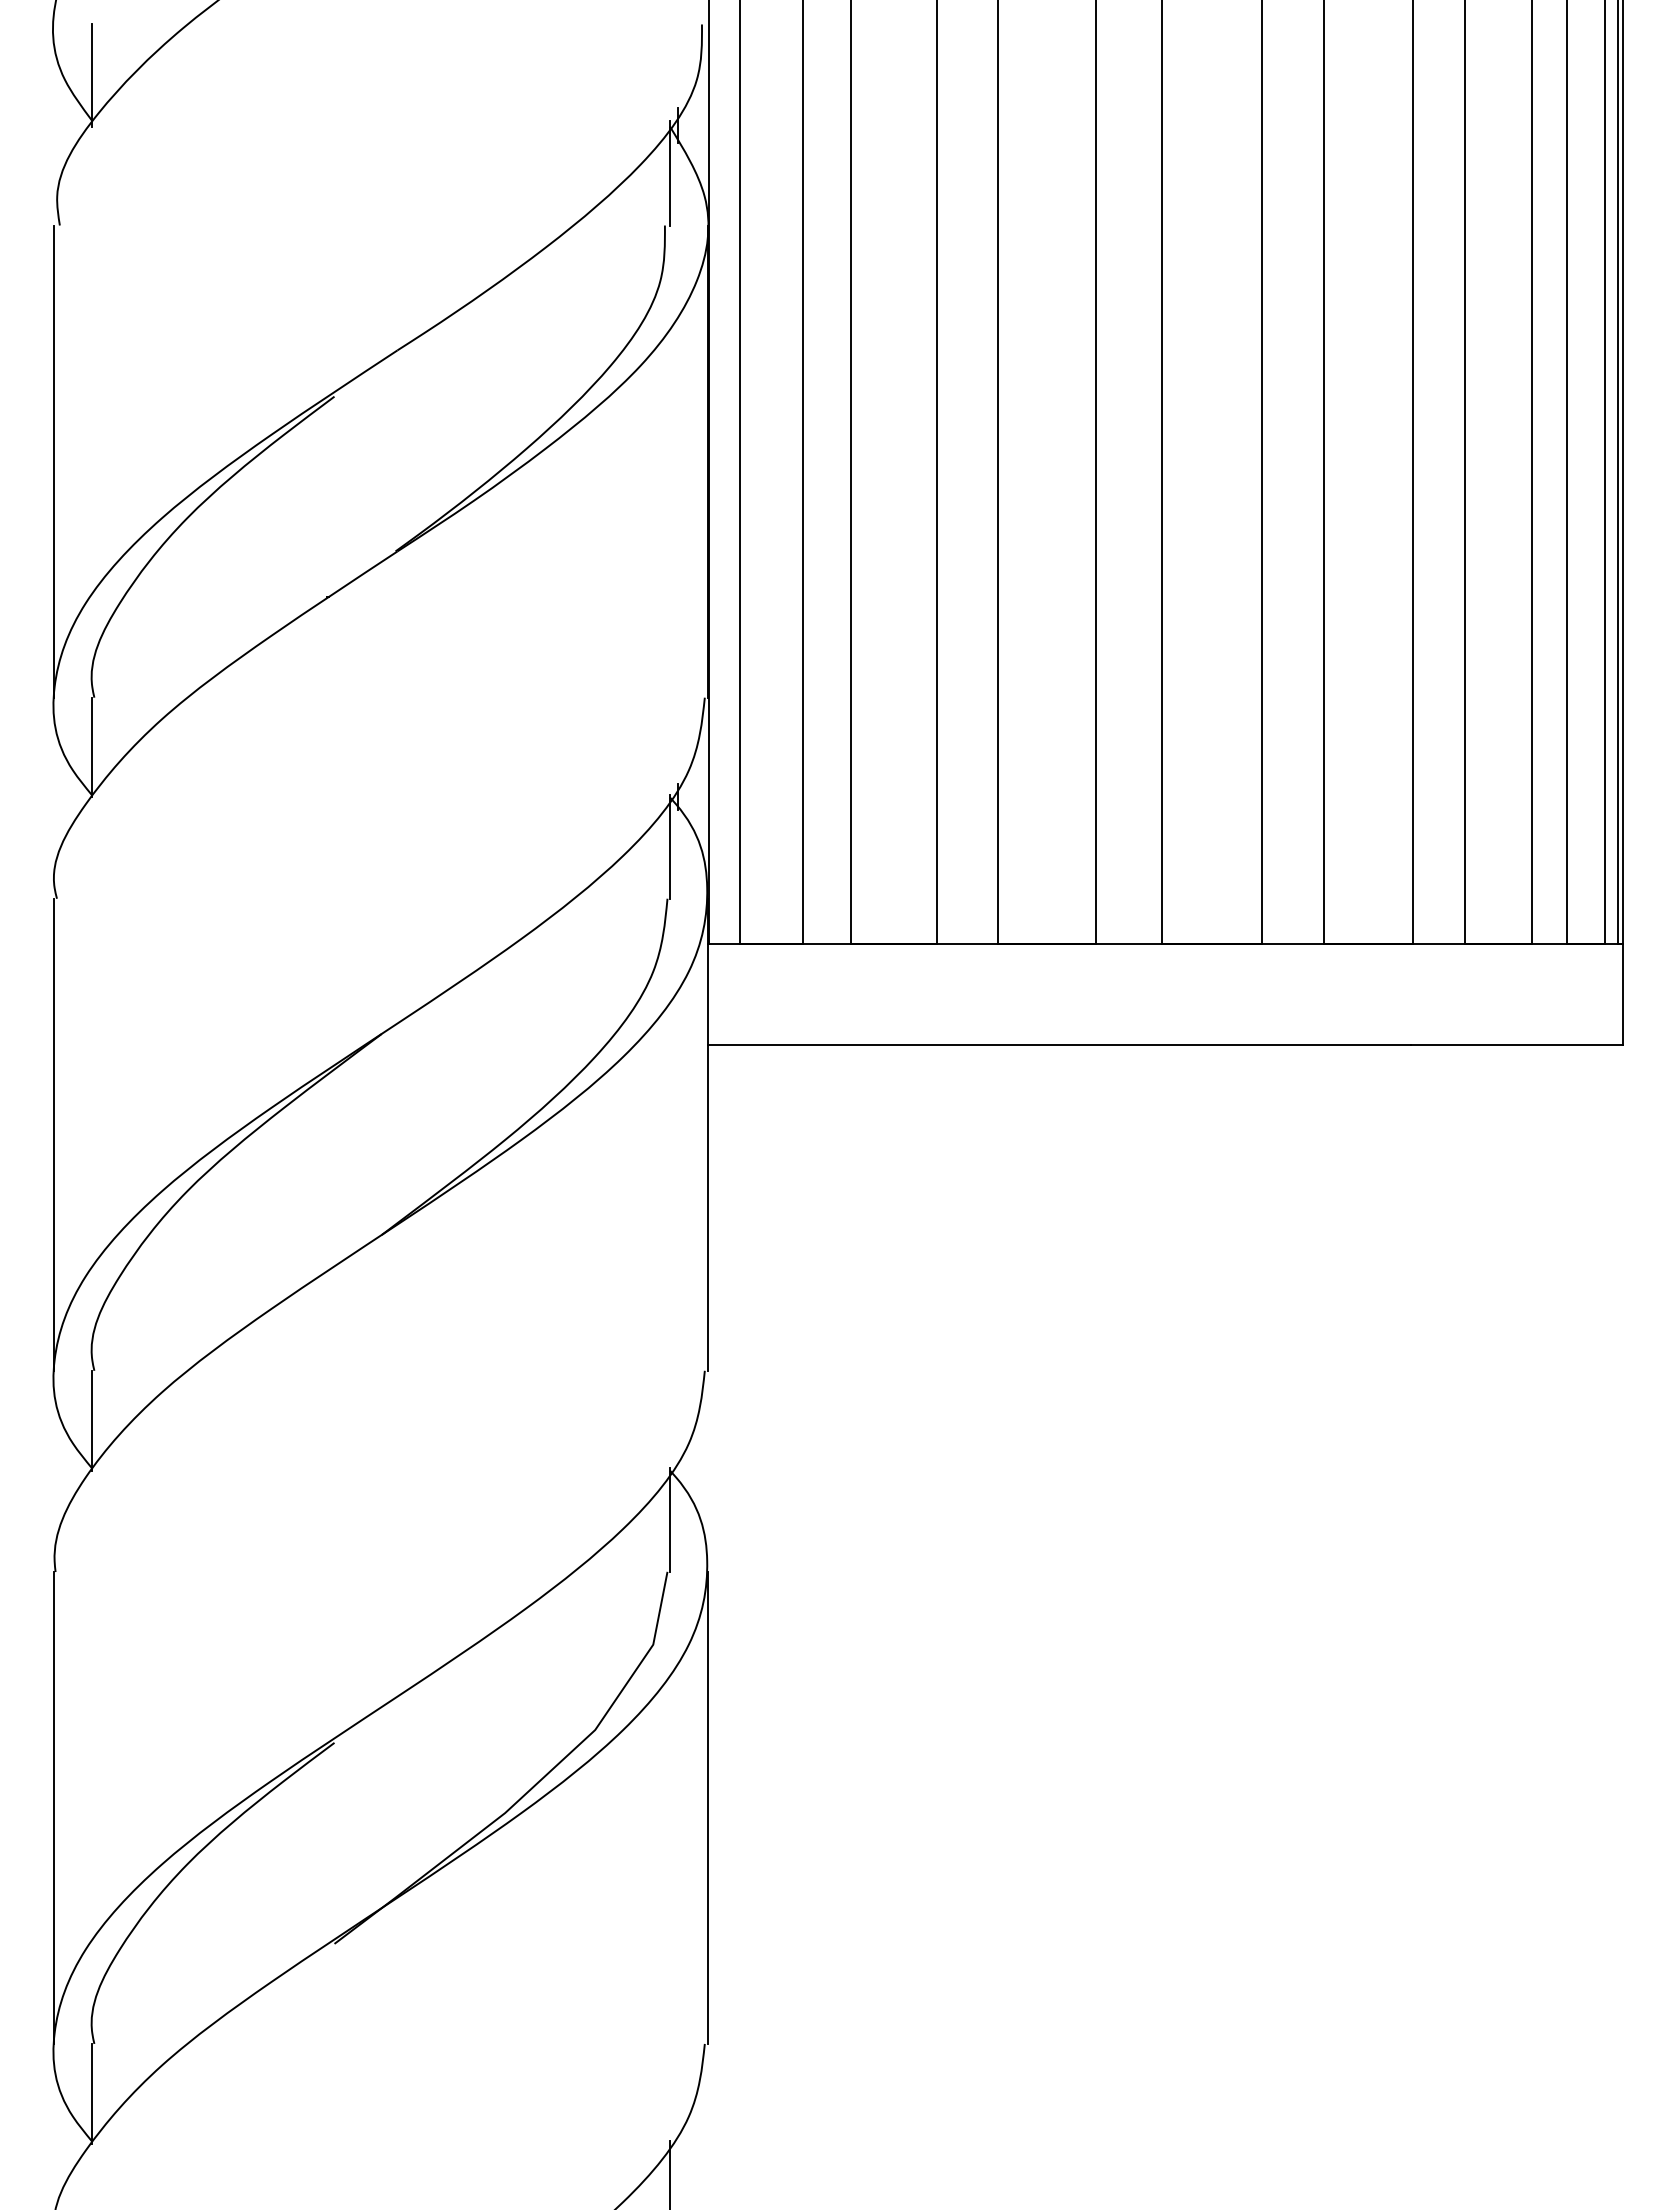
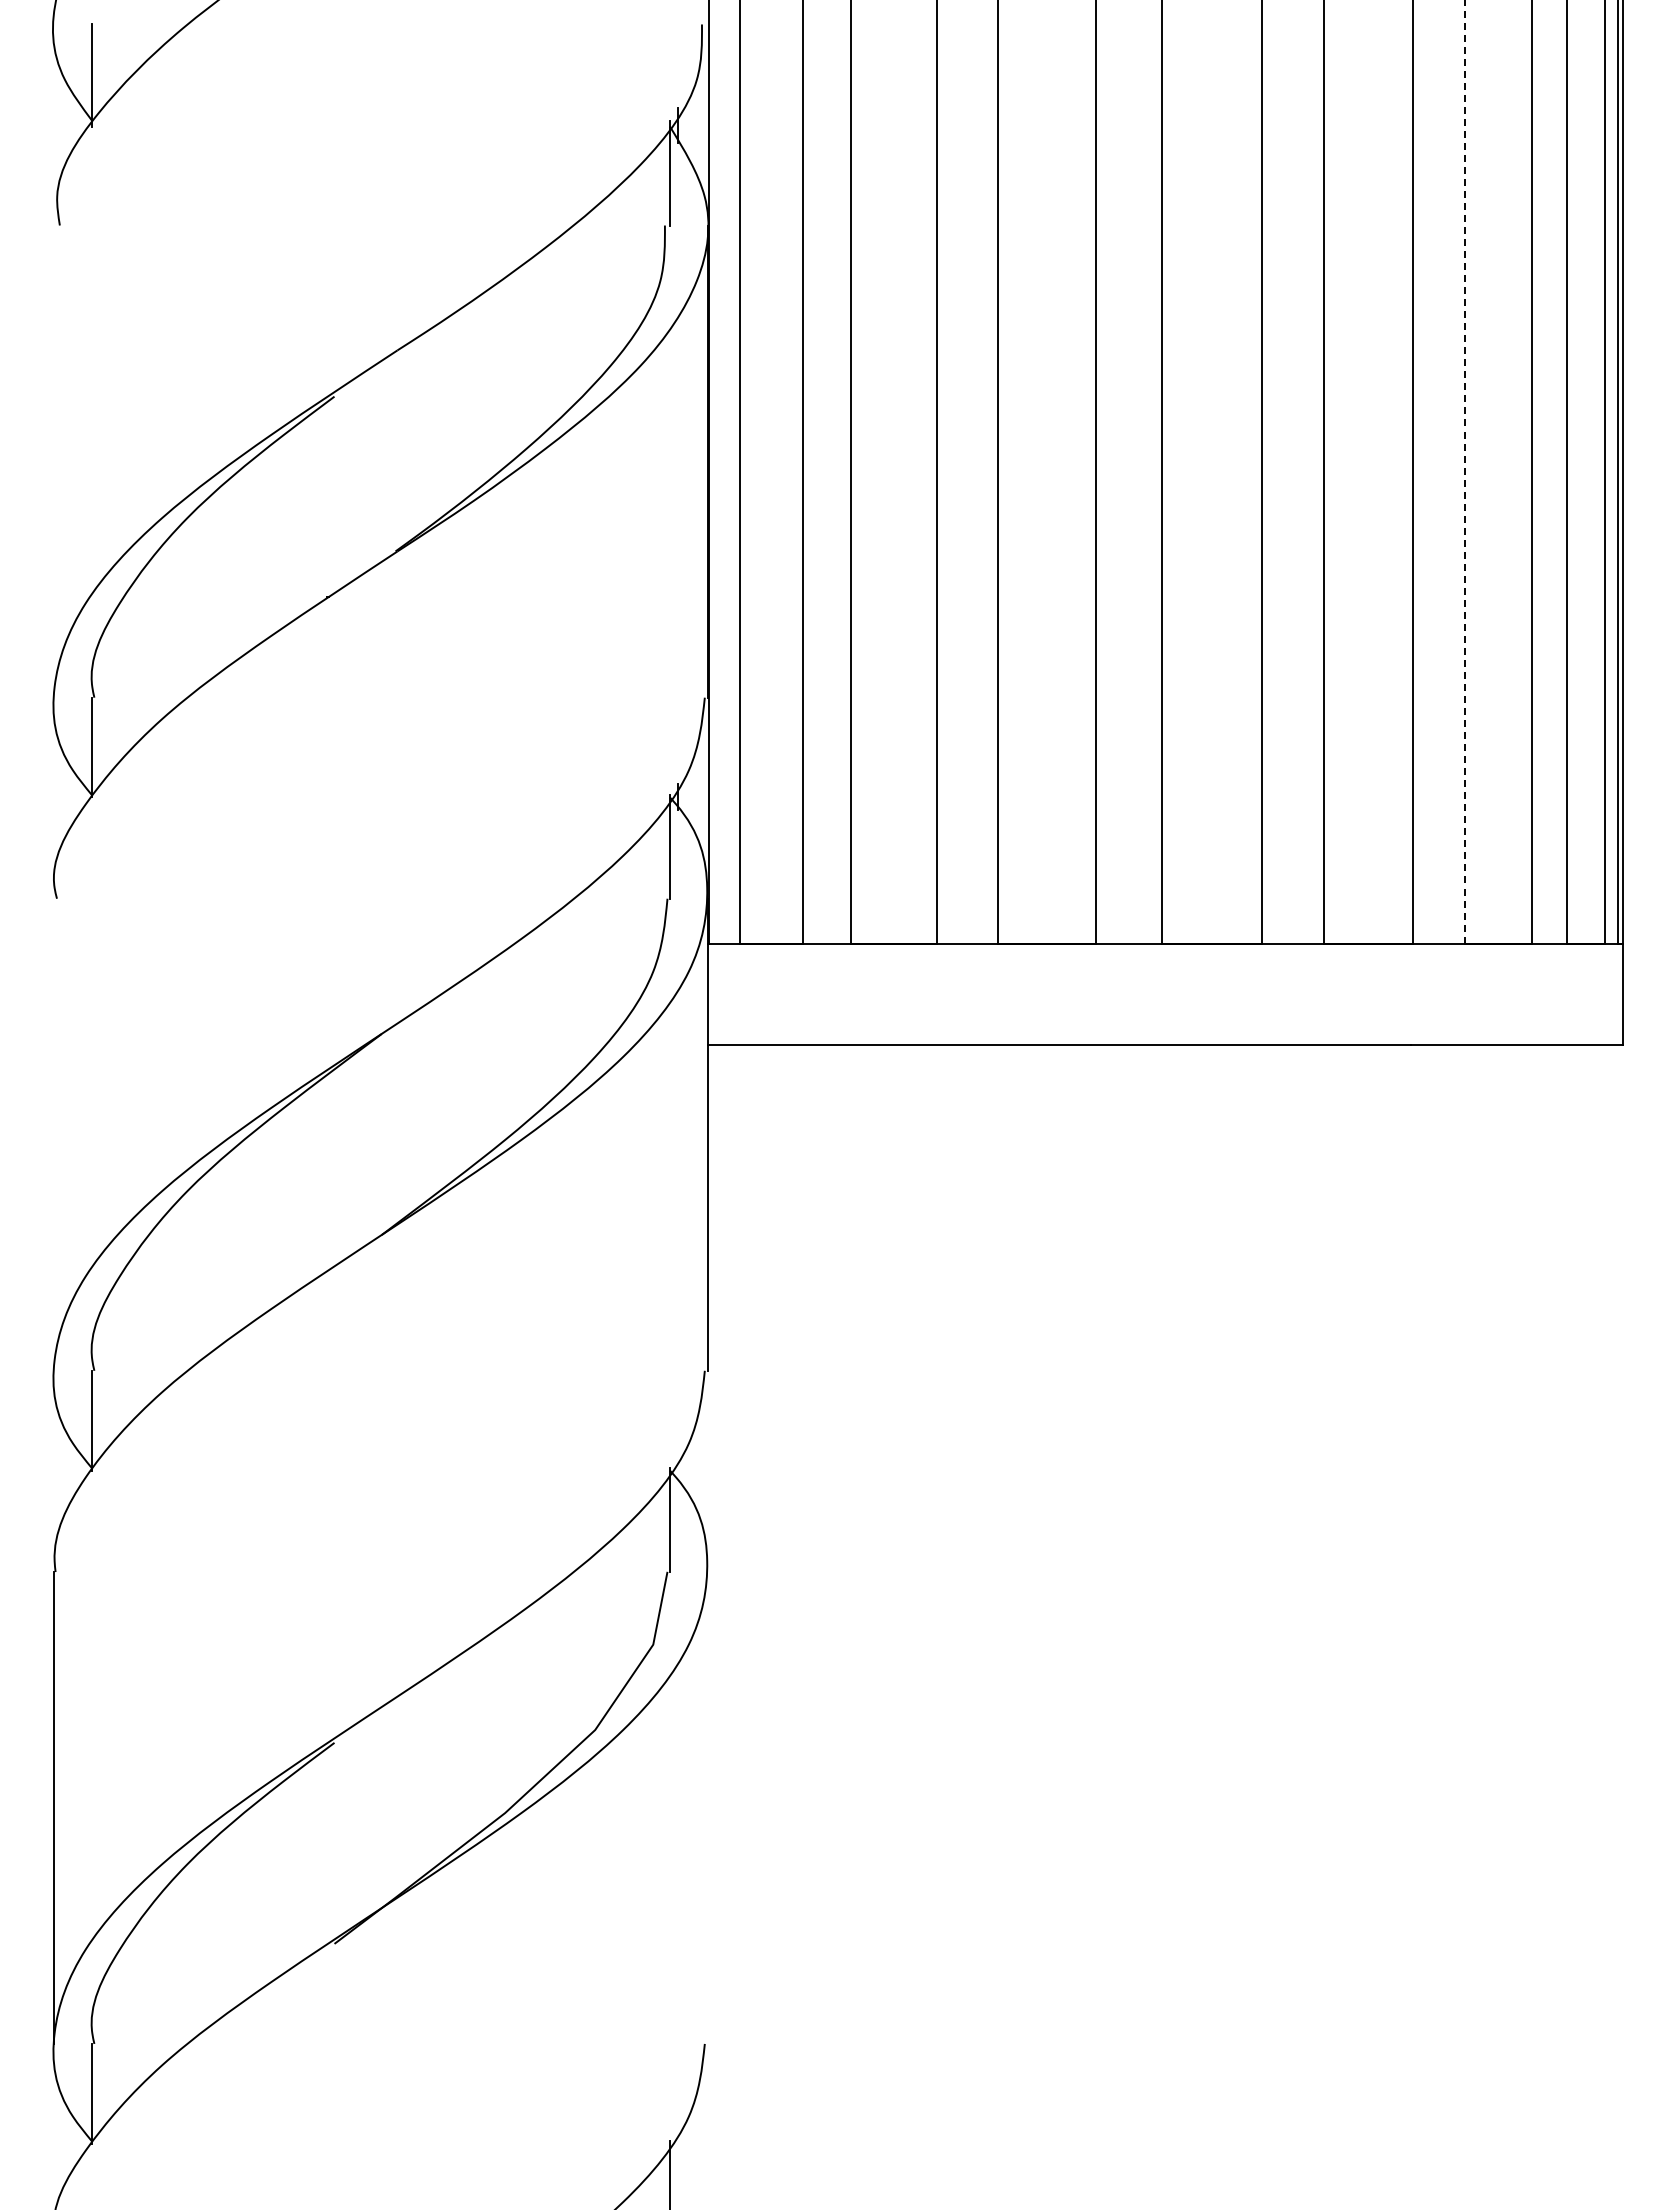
line: present -> none (54, 461)
line: solid -> dashed (1464, 472)
line: present -> none (54, 1134)
line: present -> none (707, 1807)
